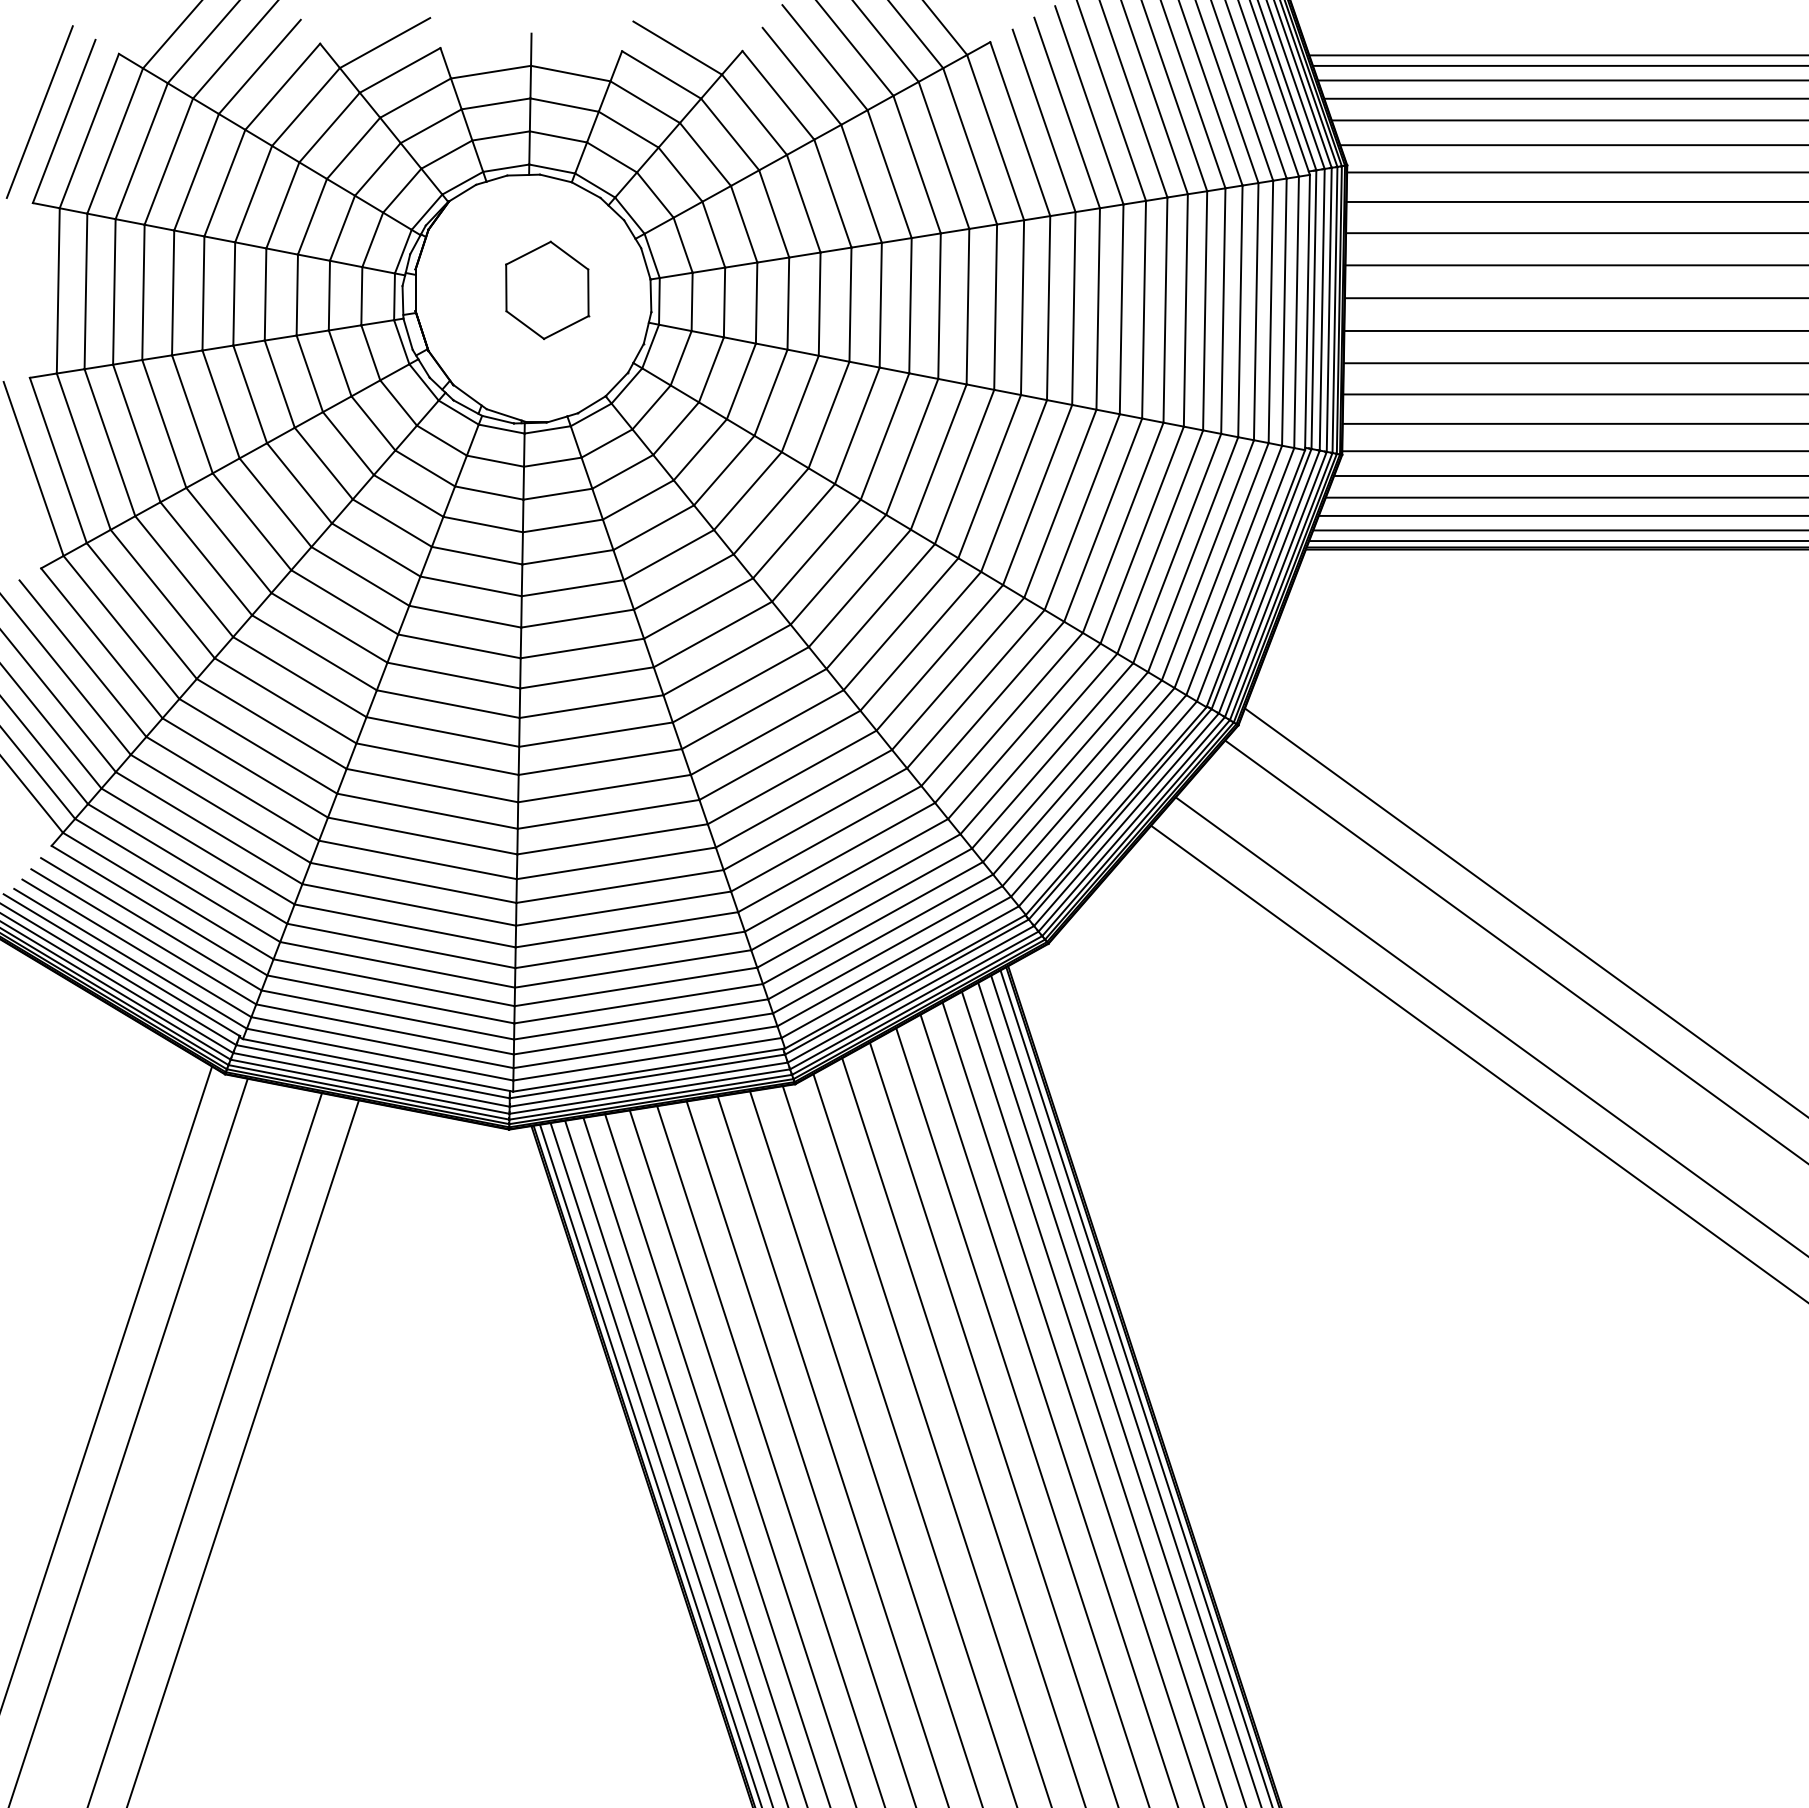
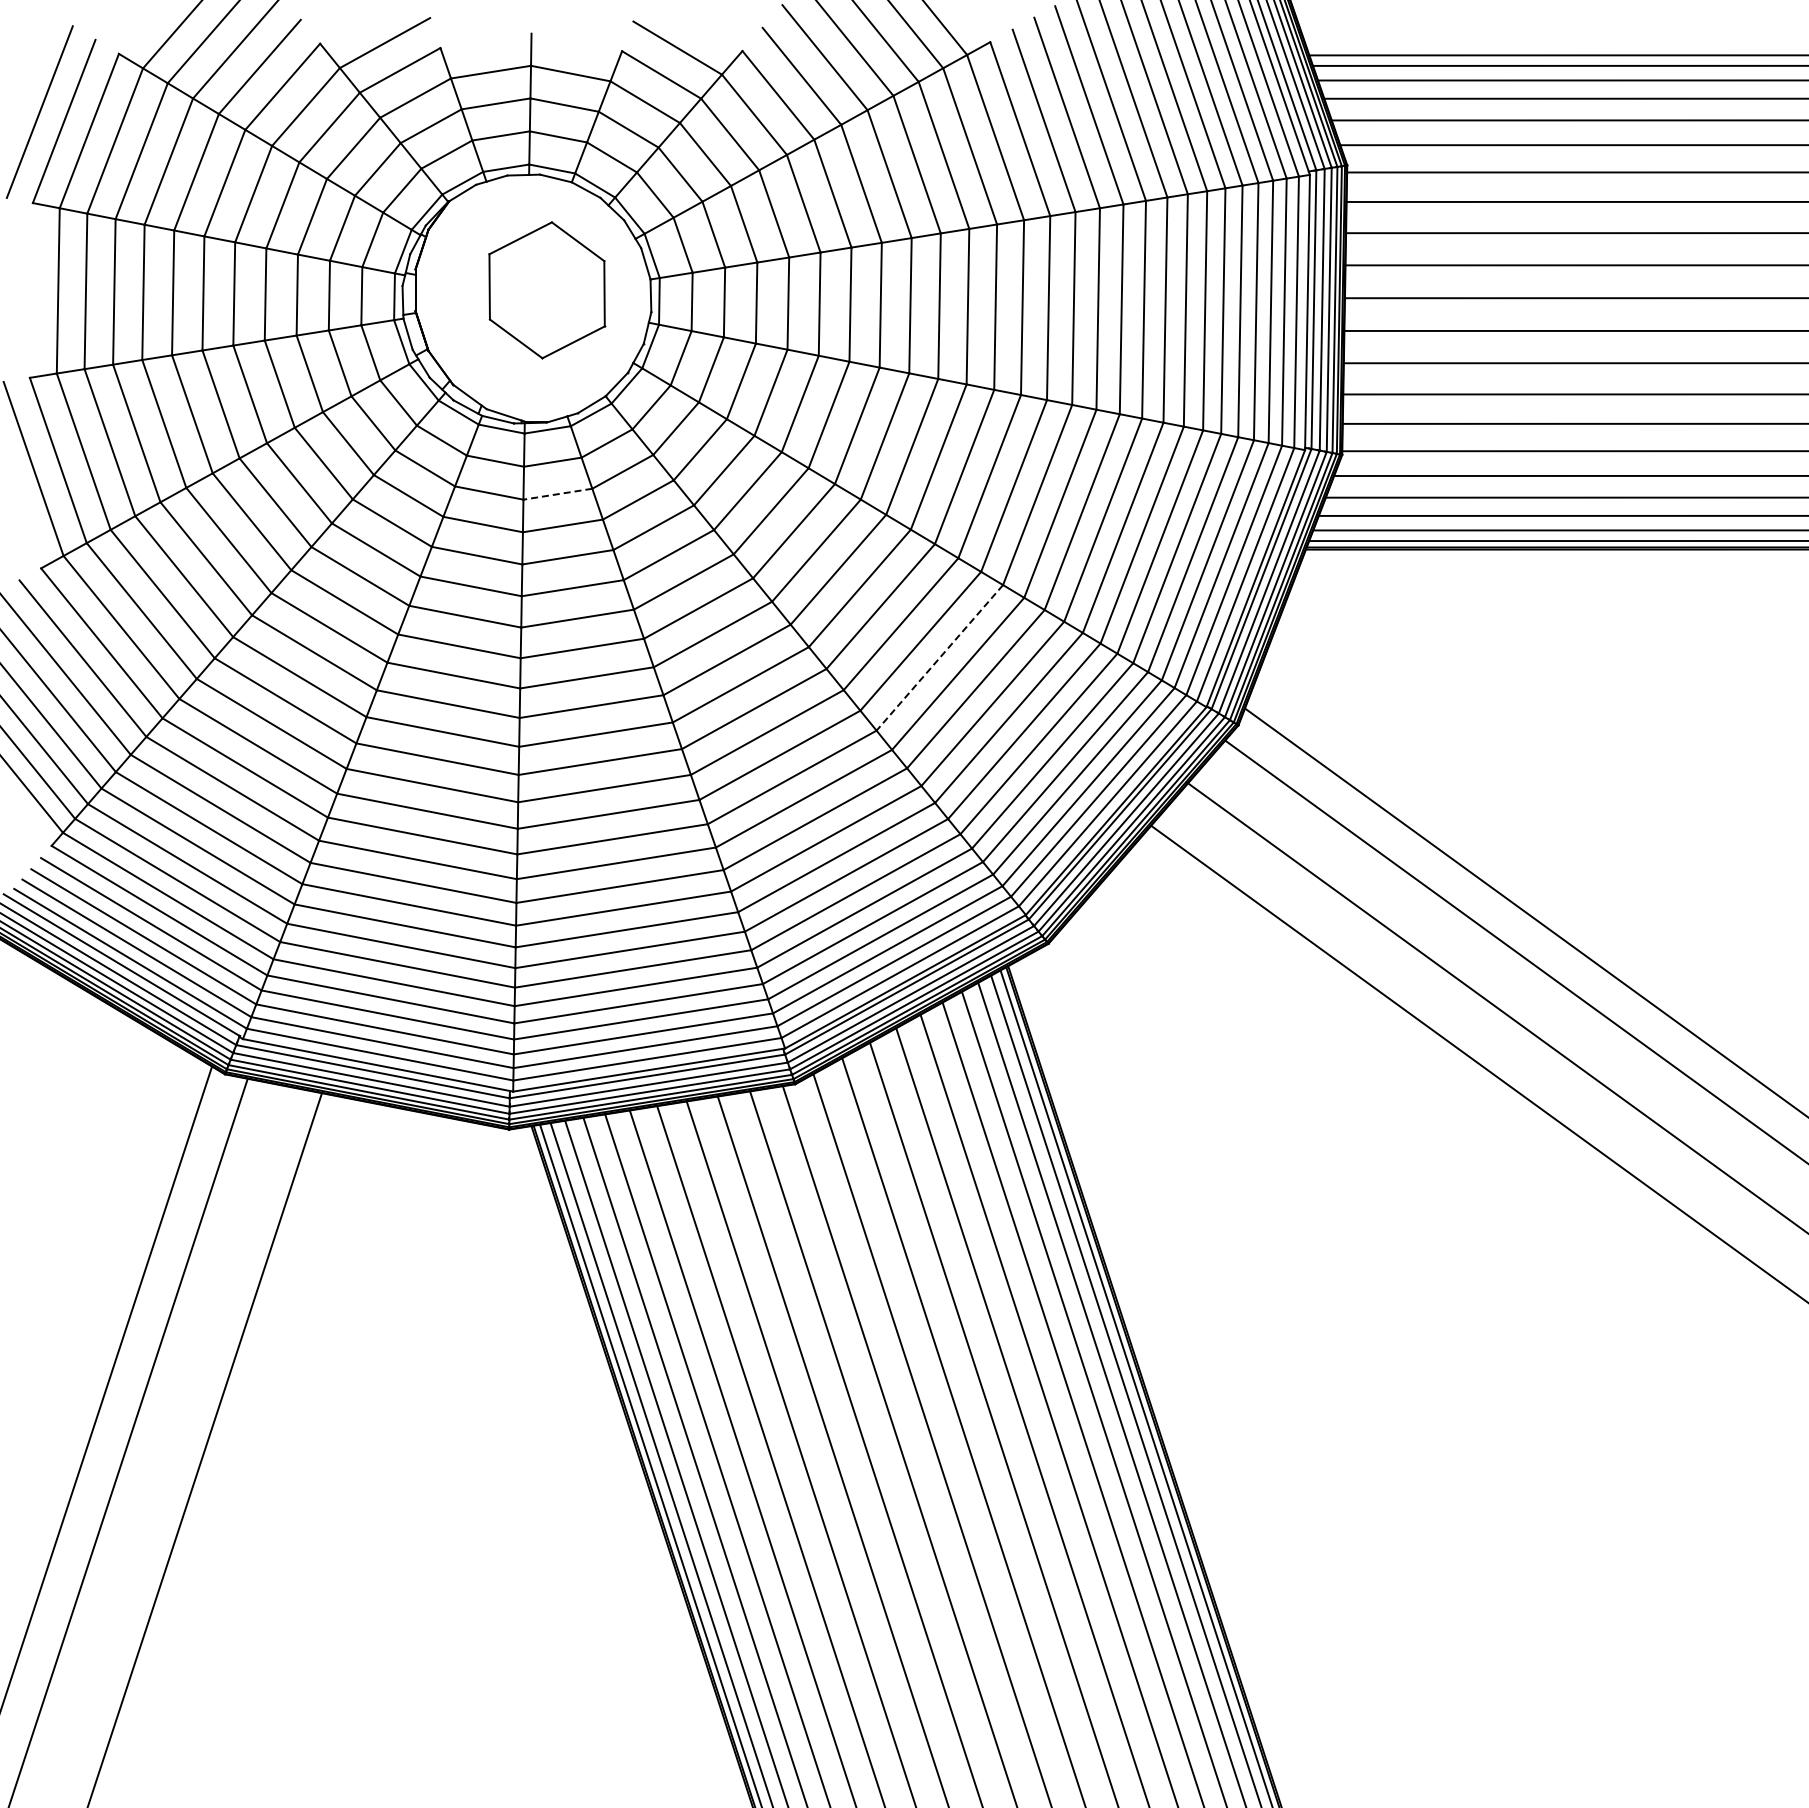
part size: 86x101 px -> 119x139 px (547, 290)
line: solid -> dashed (557, 494)
line: solid -> dashed (939, 658)
line position: (1490, 1025) -> (1495, 1006) (1495, 1006)
line: present -> none (242, 1452)
